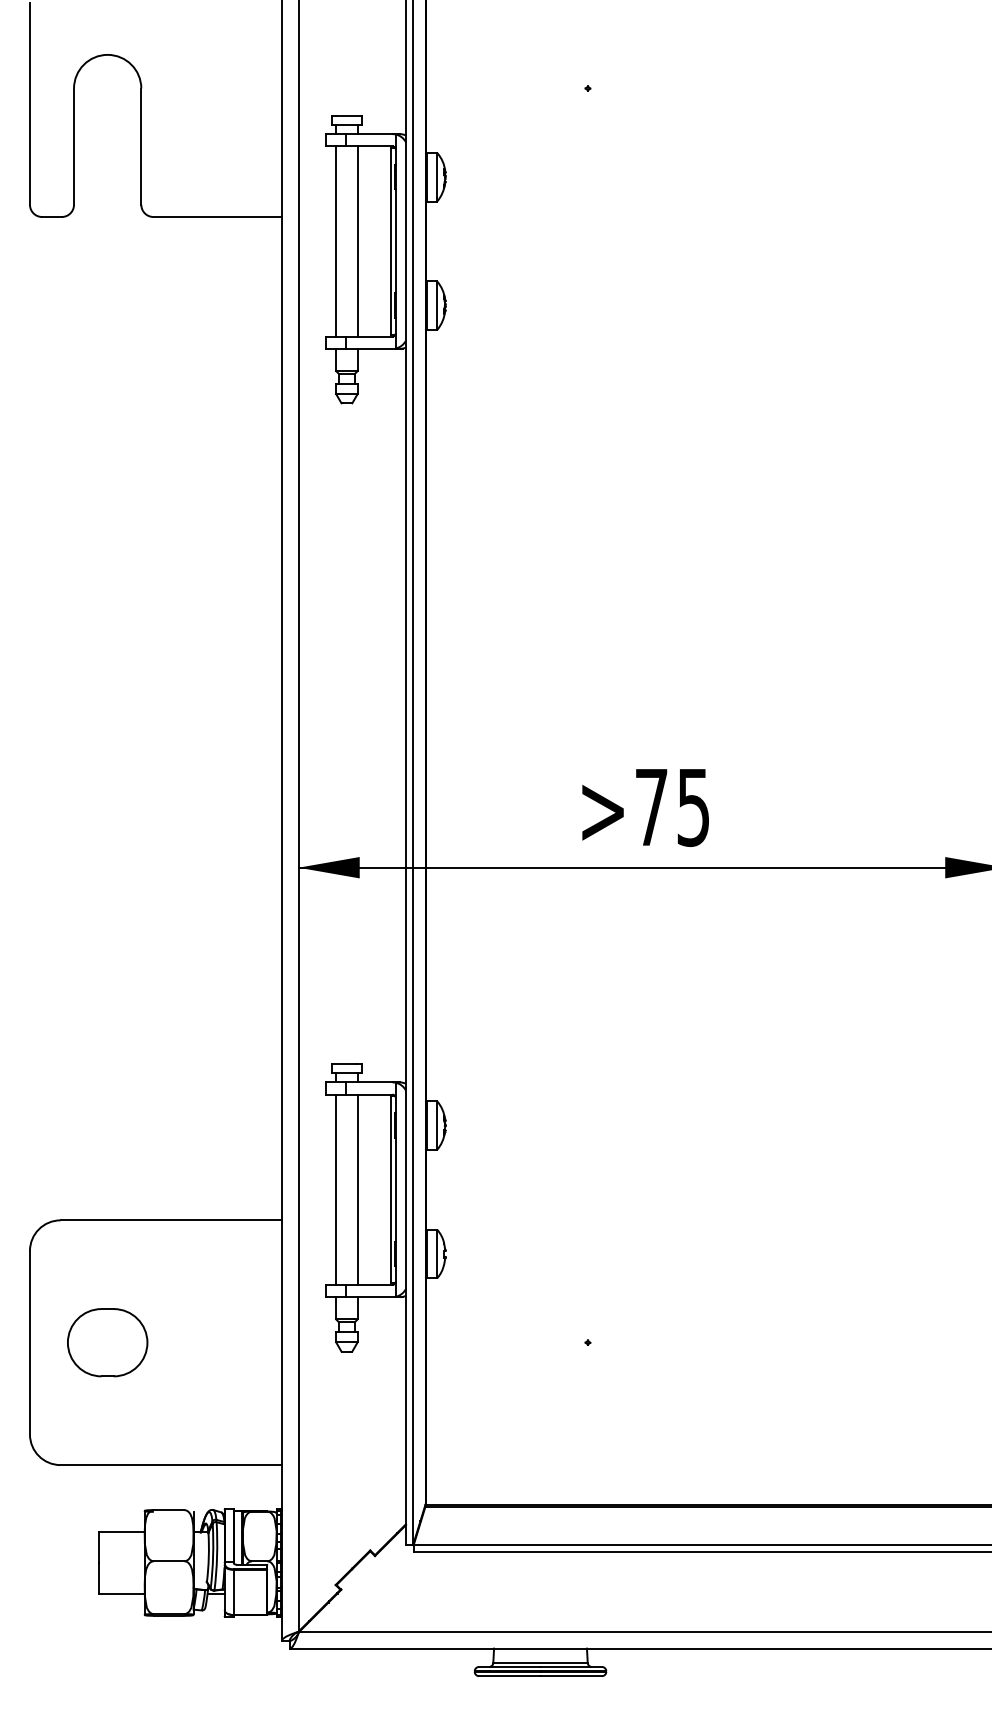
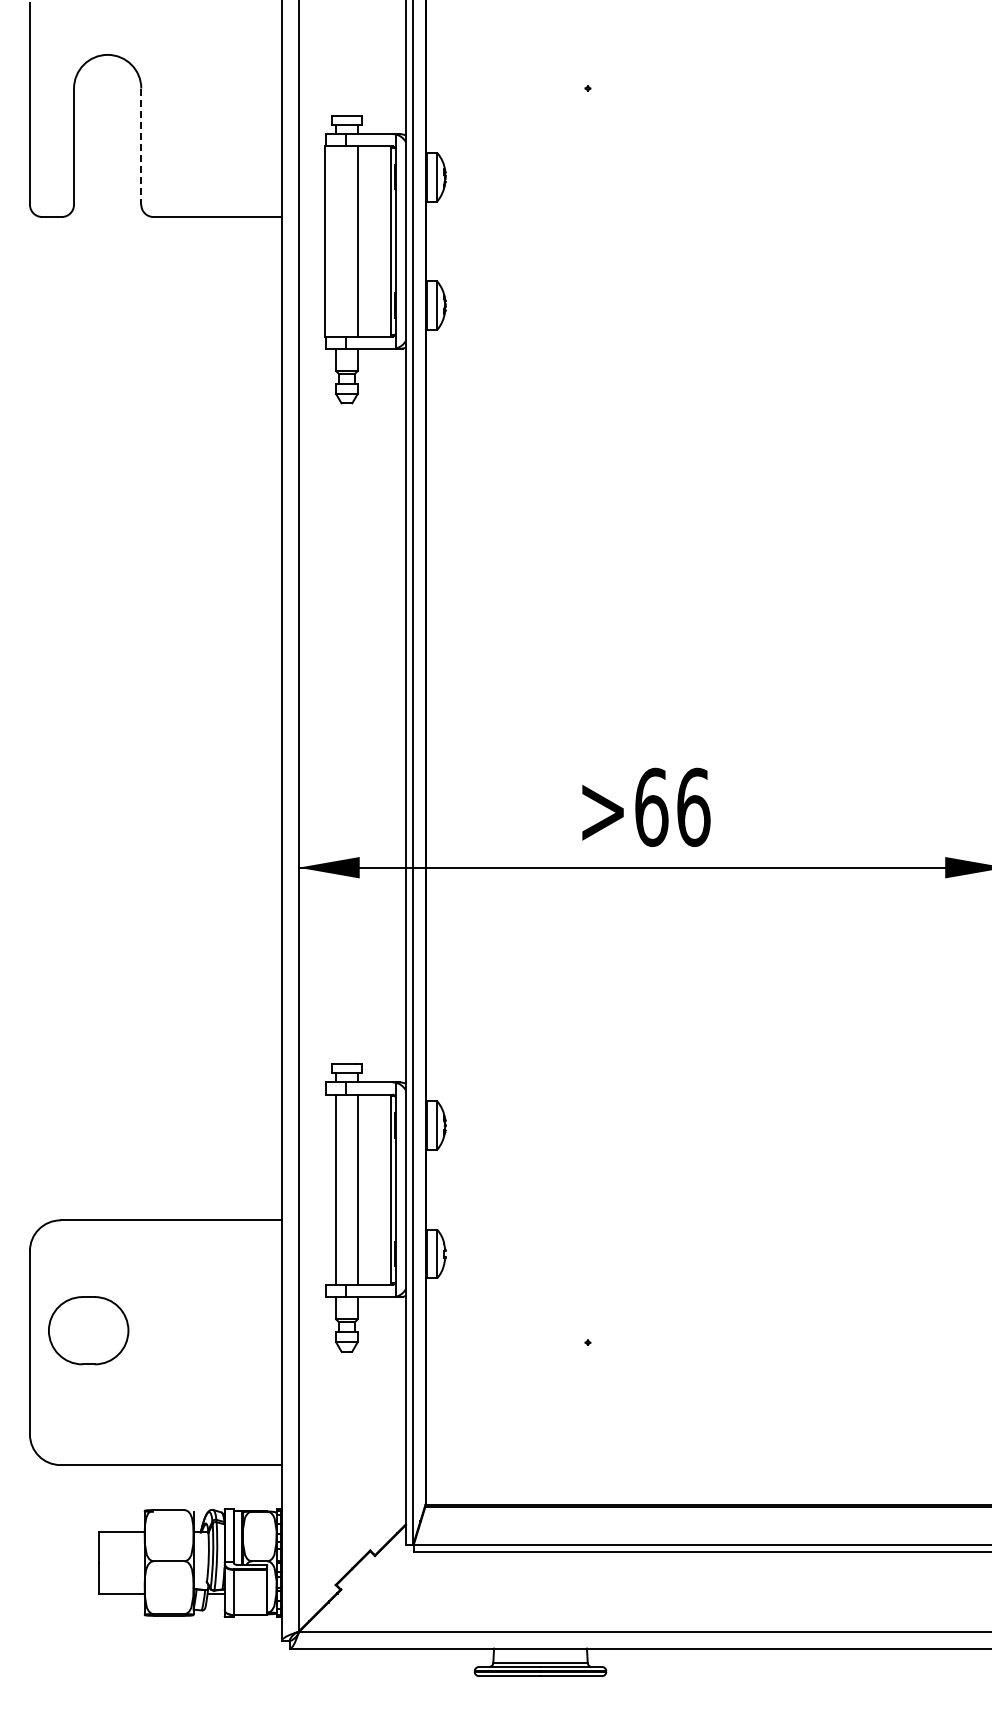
line: solid -> dashed (141, 147)
line position: (336, 241) -> (325, 241) (325, 241)
text: >75 -> >66 (672, 807)
part position: (107, 1342) -> (88, 1330) (88, 1330)
